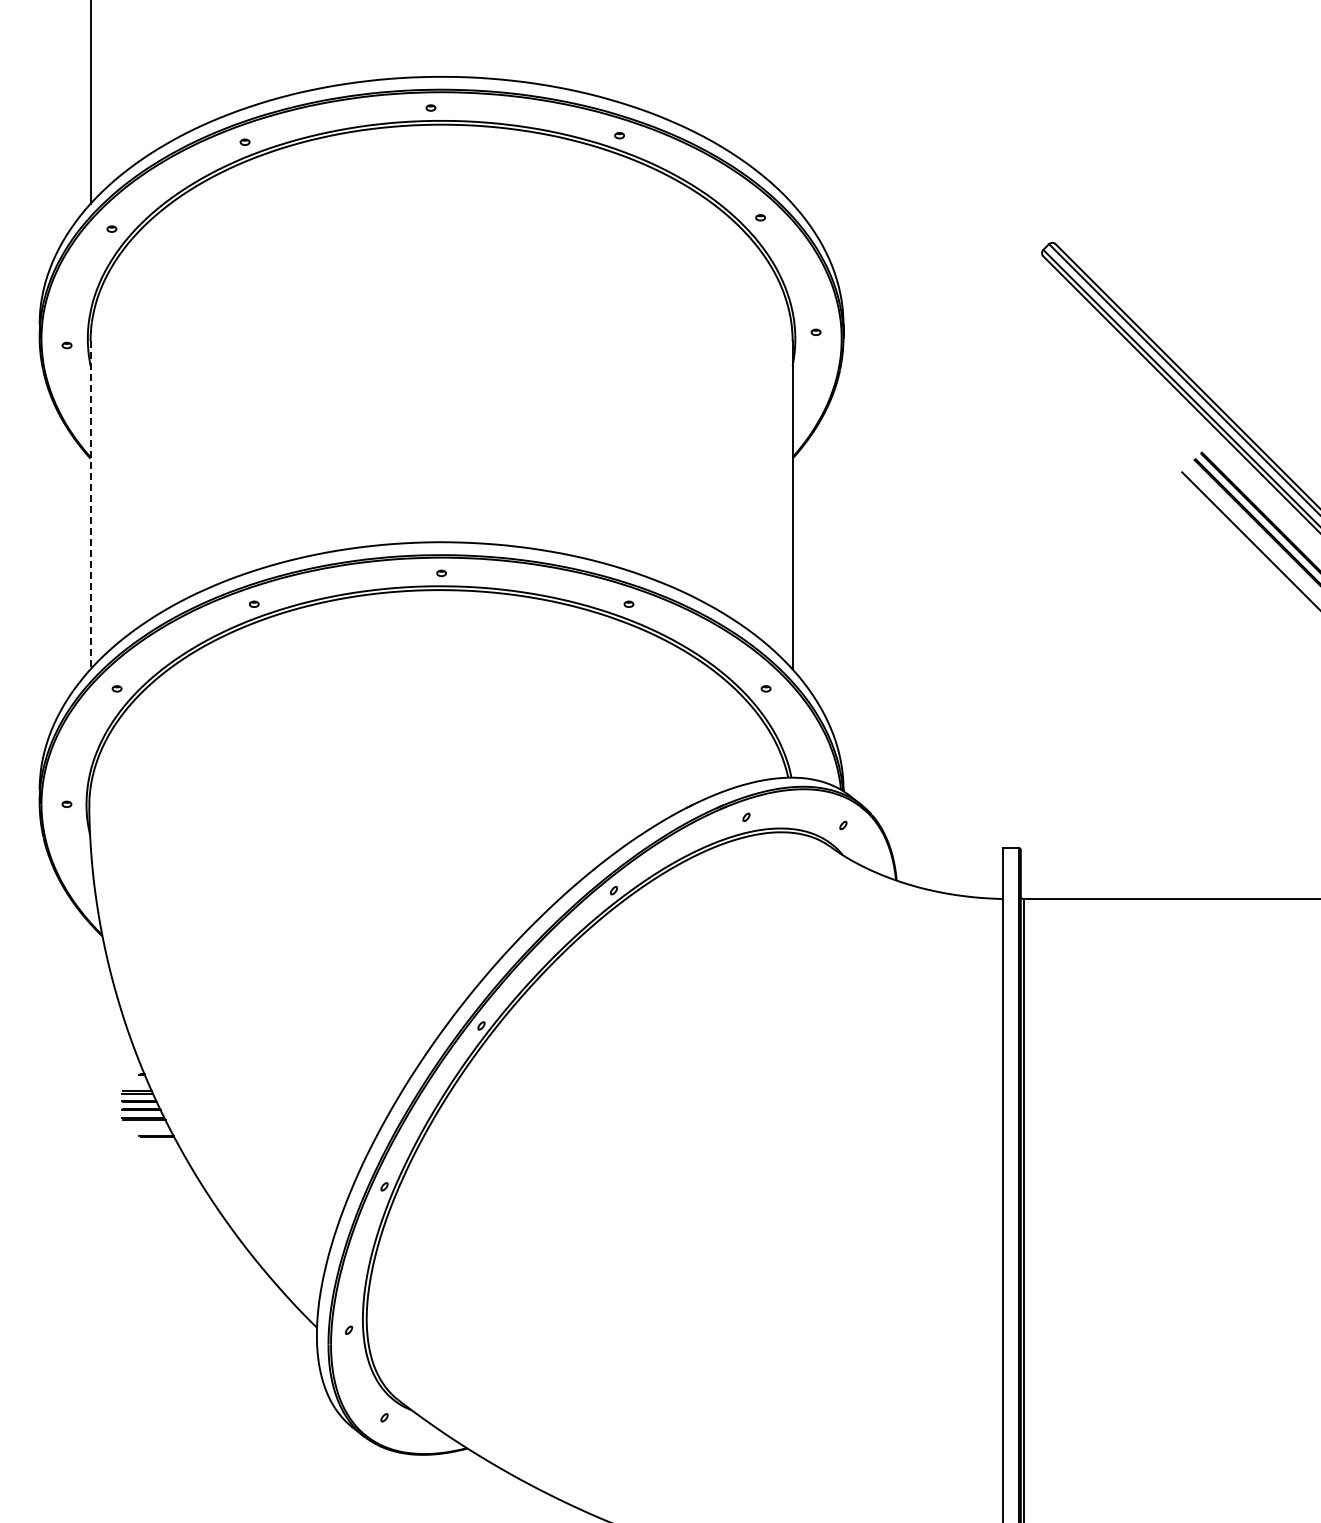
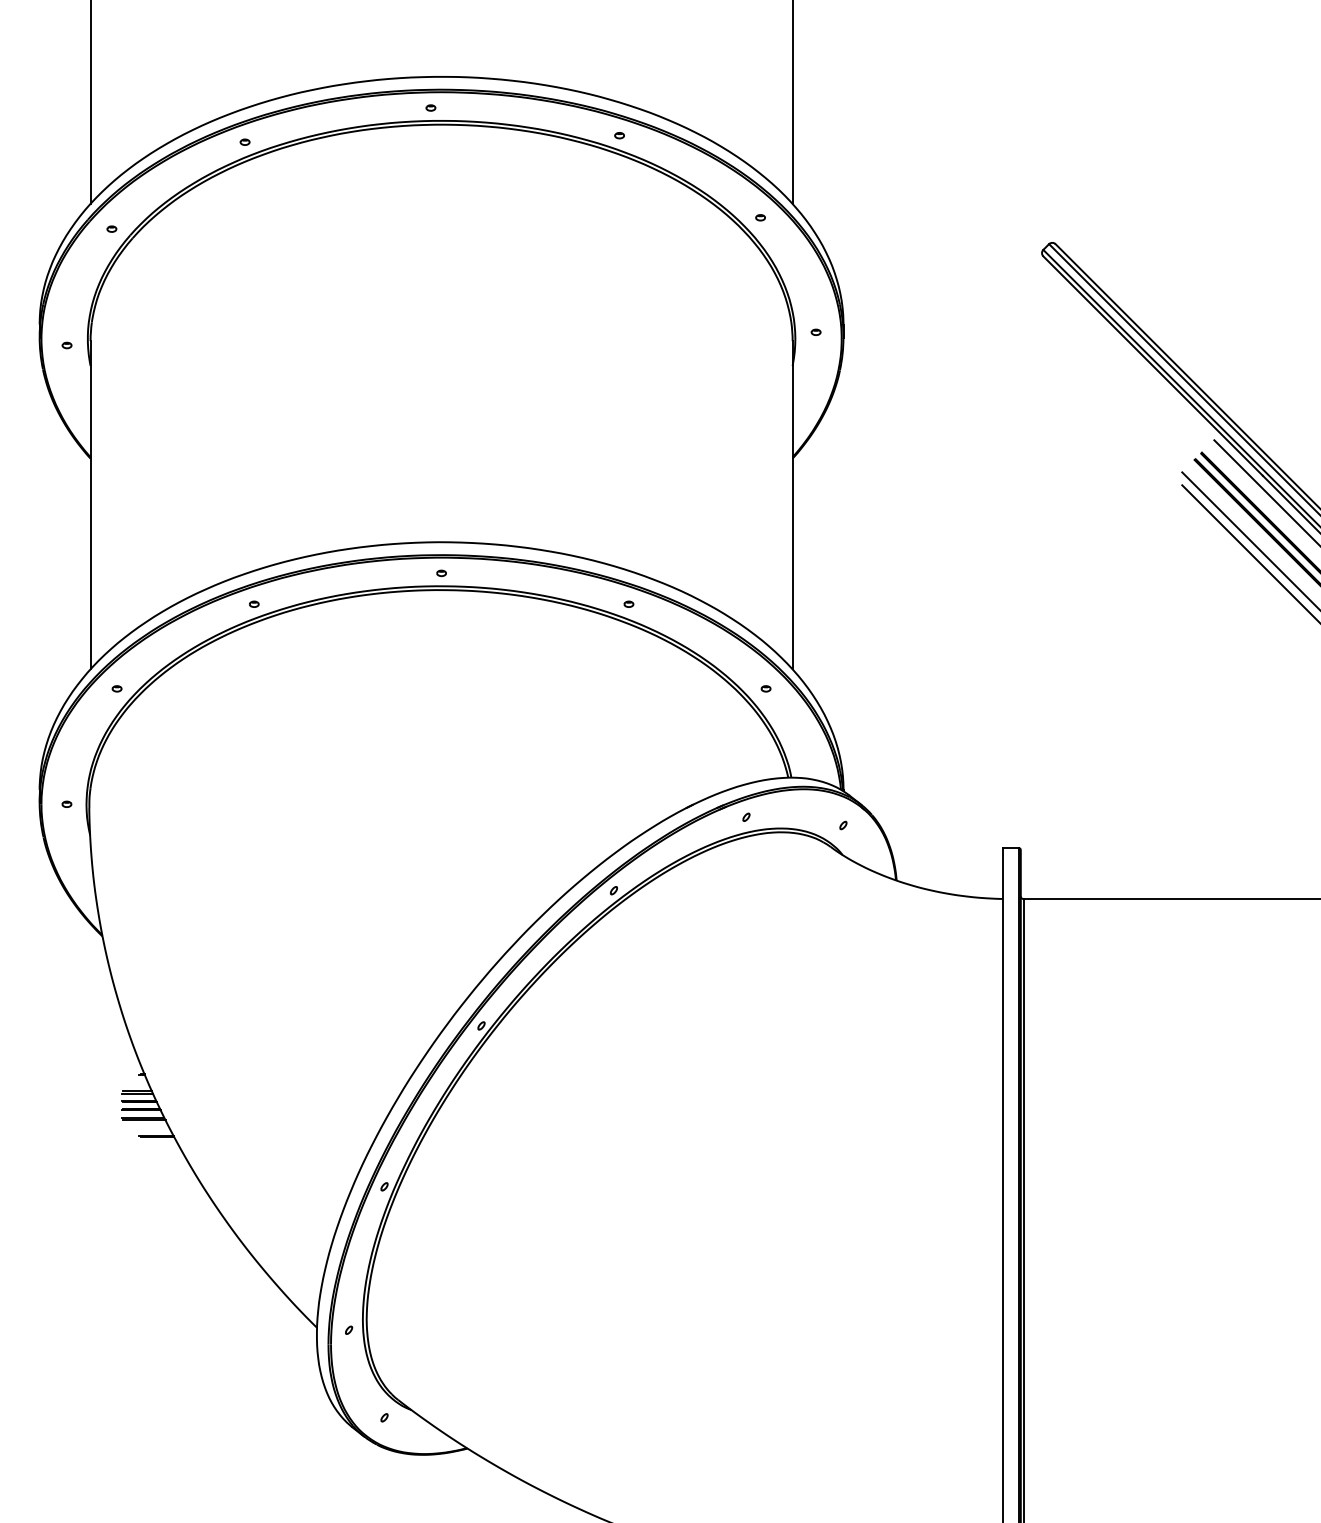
line: none -> present (792, 102)
line: none -> present (1265, 491)
line: dashed -> solid (90, 505)
line: none -> present (1249, 552)
